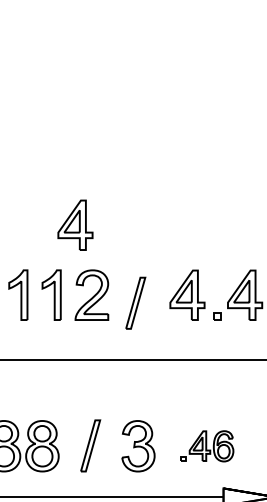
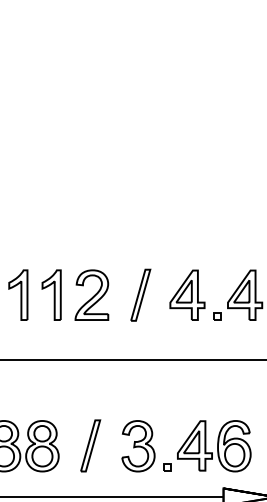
part: present -> none (75, 224)
part position: (135, 302) -> (140, 294) (140, 294)
part size: 55x33 px -> 89x53 px (207, 446)
